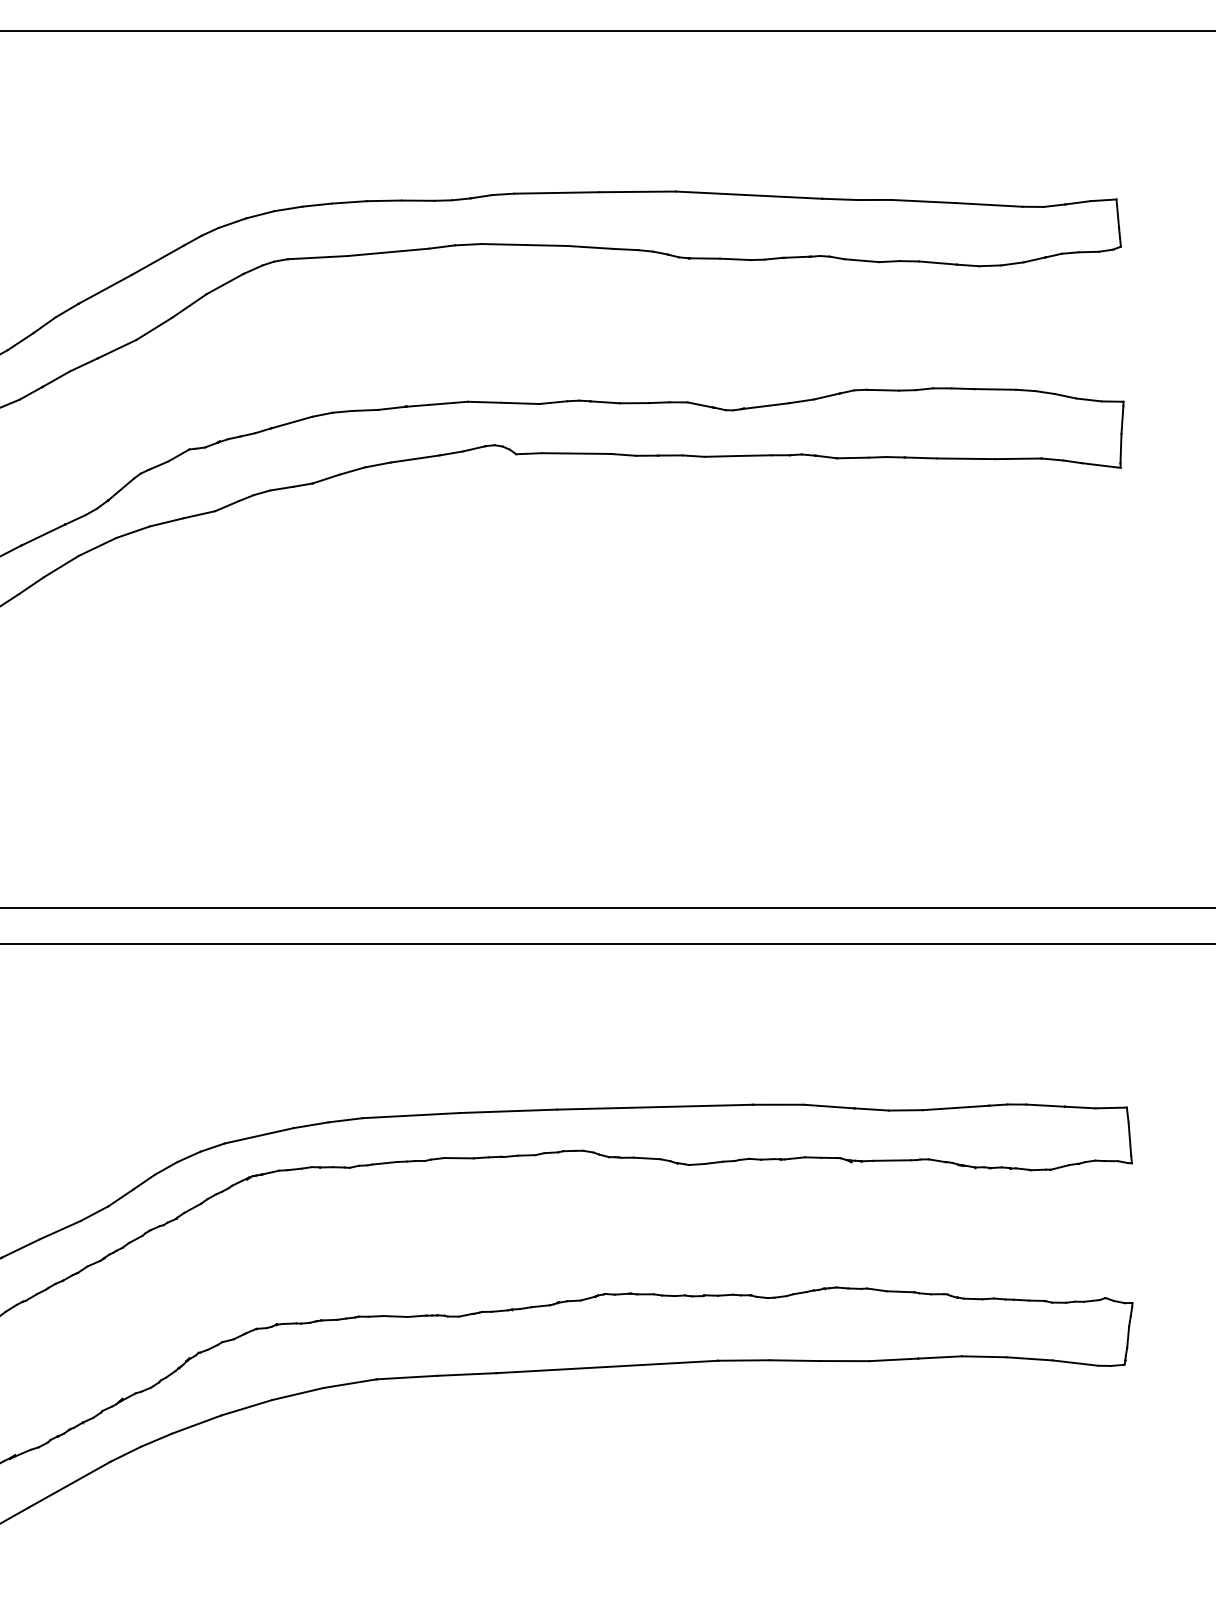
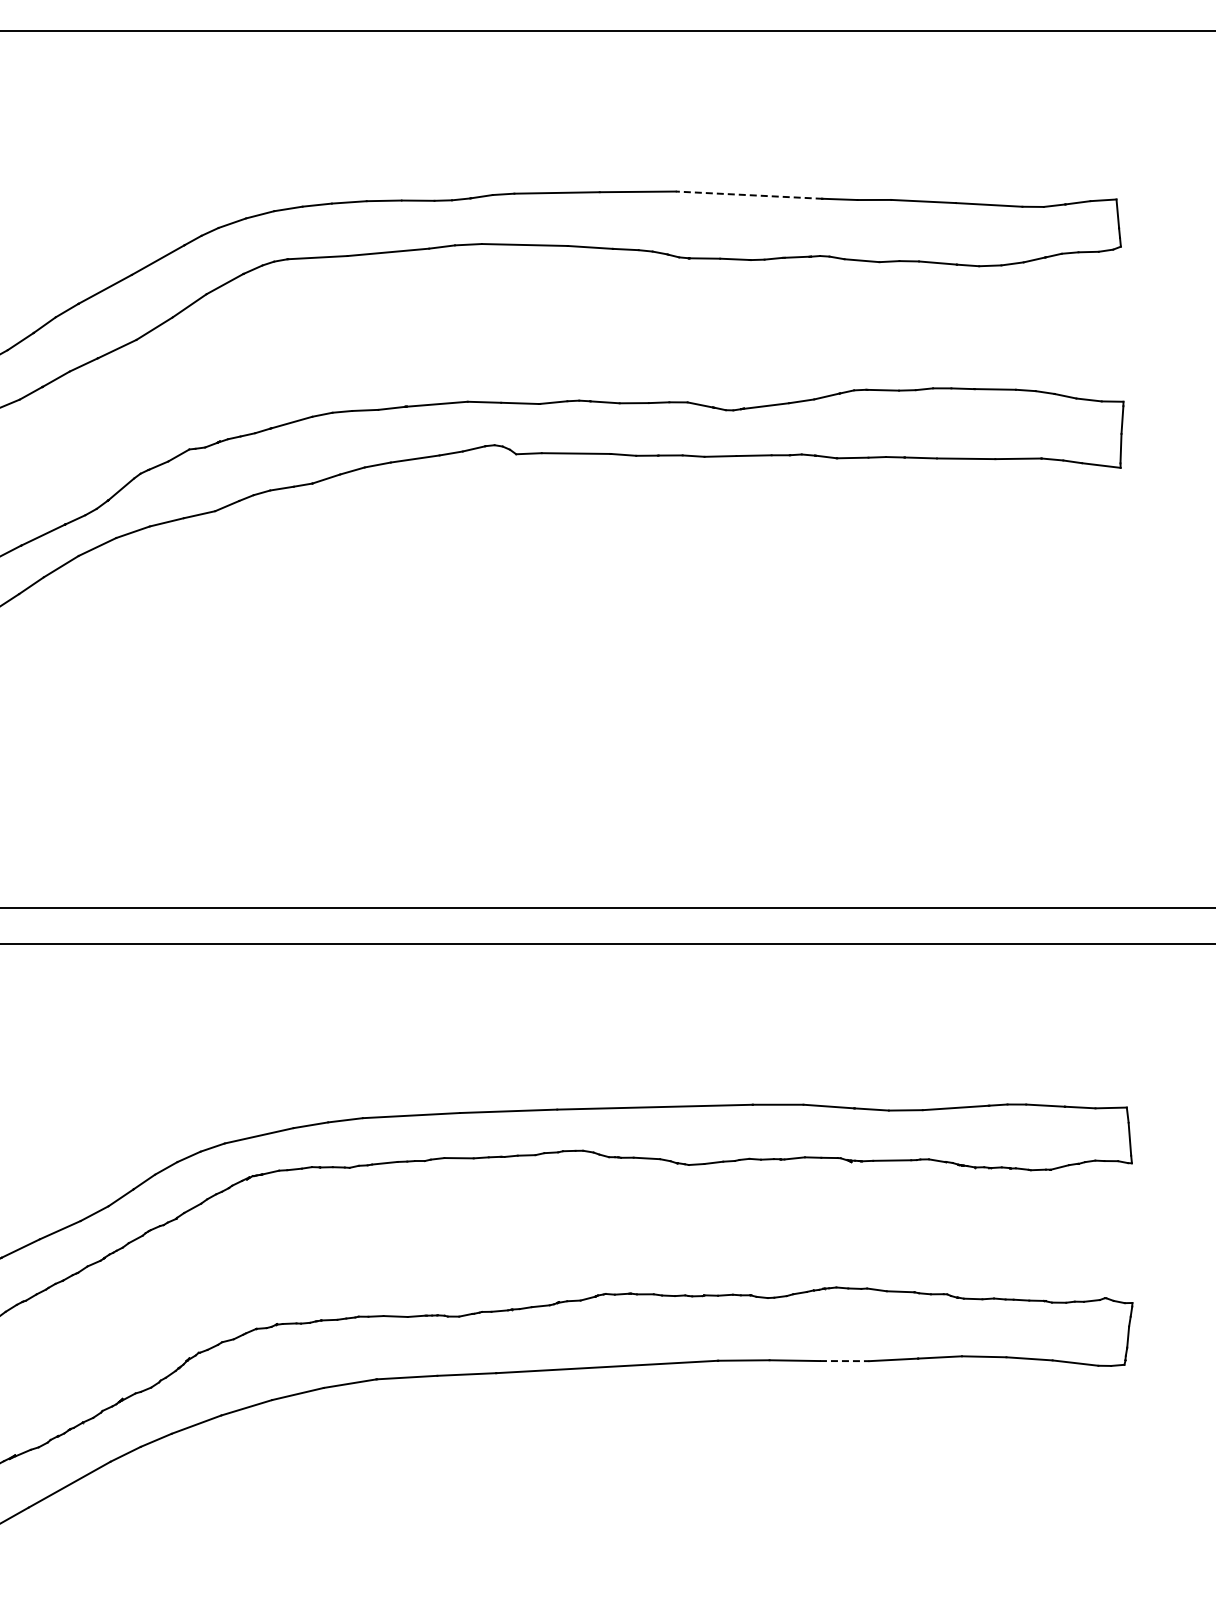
line: solid -> dashed (749, 195)
line: solid -> dashed (844, 1361)
